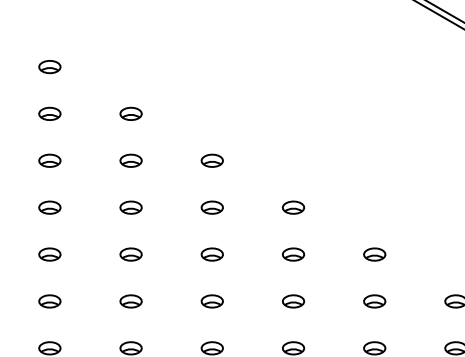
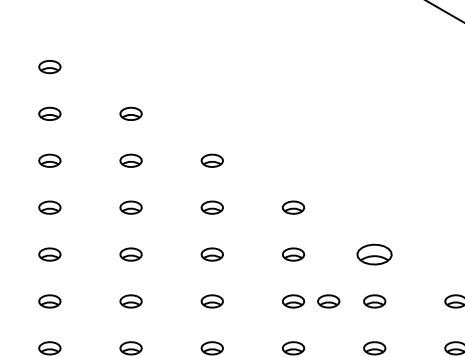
line: present -> none (438, 15)
part size: 24x15 px -> 37x23 px (374, 254)
part: none -> present (328, 301)
